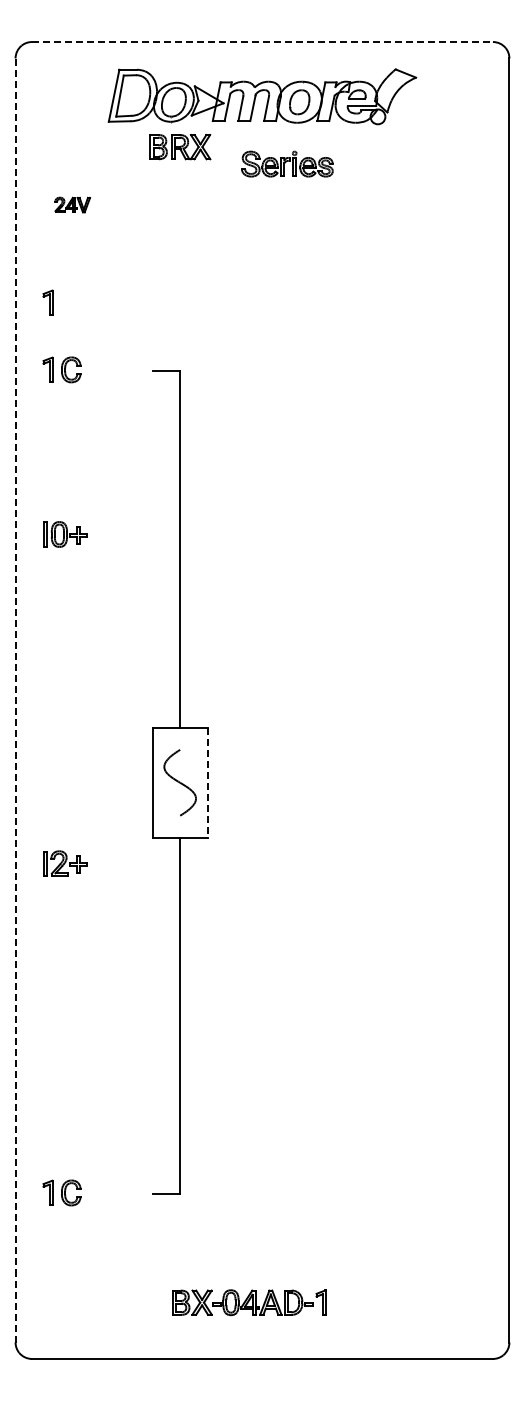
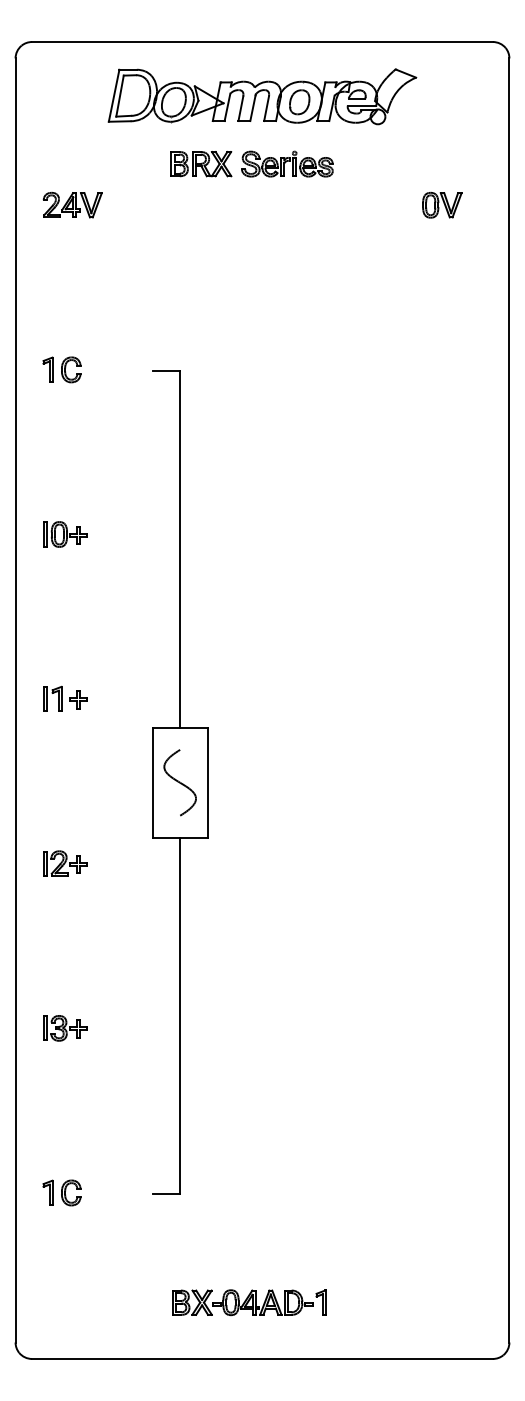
line: dashed -> solid (262, 42)
part position: (180, 147) -> (201, 164) (201, 164)
part size: 38x18 px -> 61x28 px (72, 204)
part: none -> present (442, 204)
part: present -> none (47, 302)
part: none -> present (65, 698)
line: dashed -> solid (15, 699)
line: dashed -> solid (207, 782)
part: none -> present (65, 1028)
